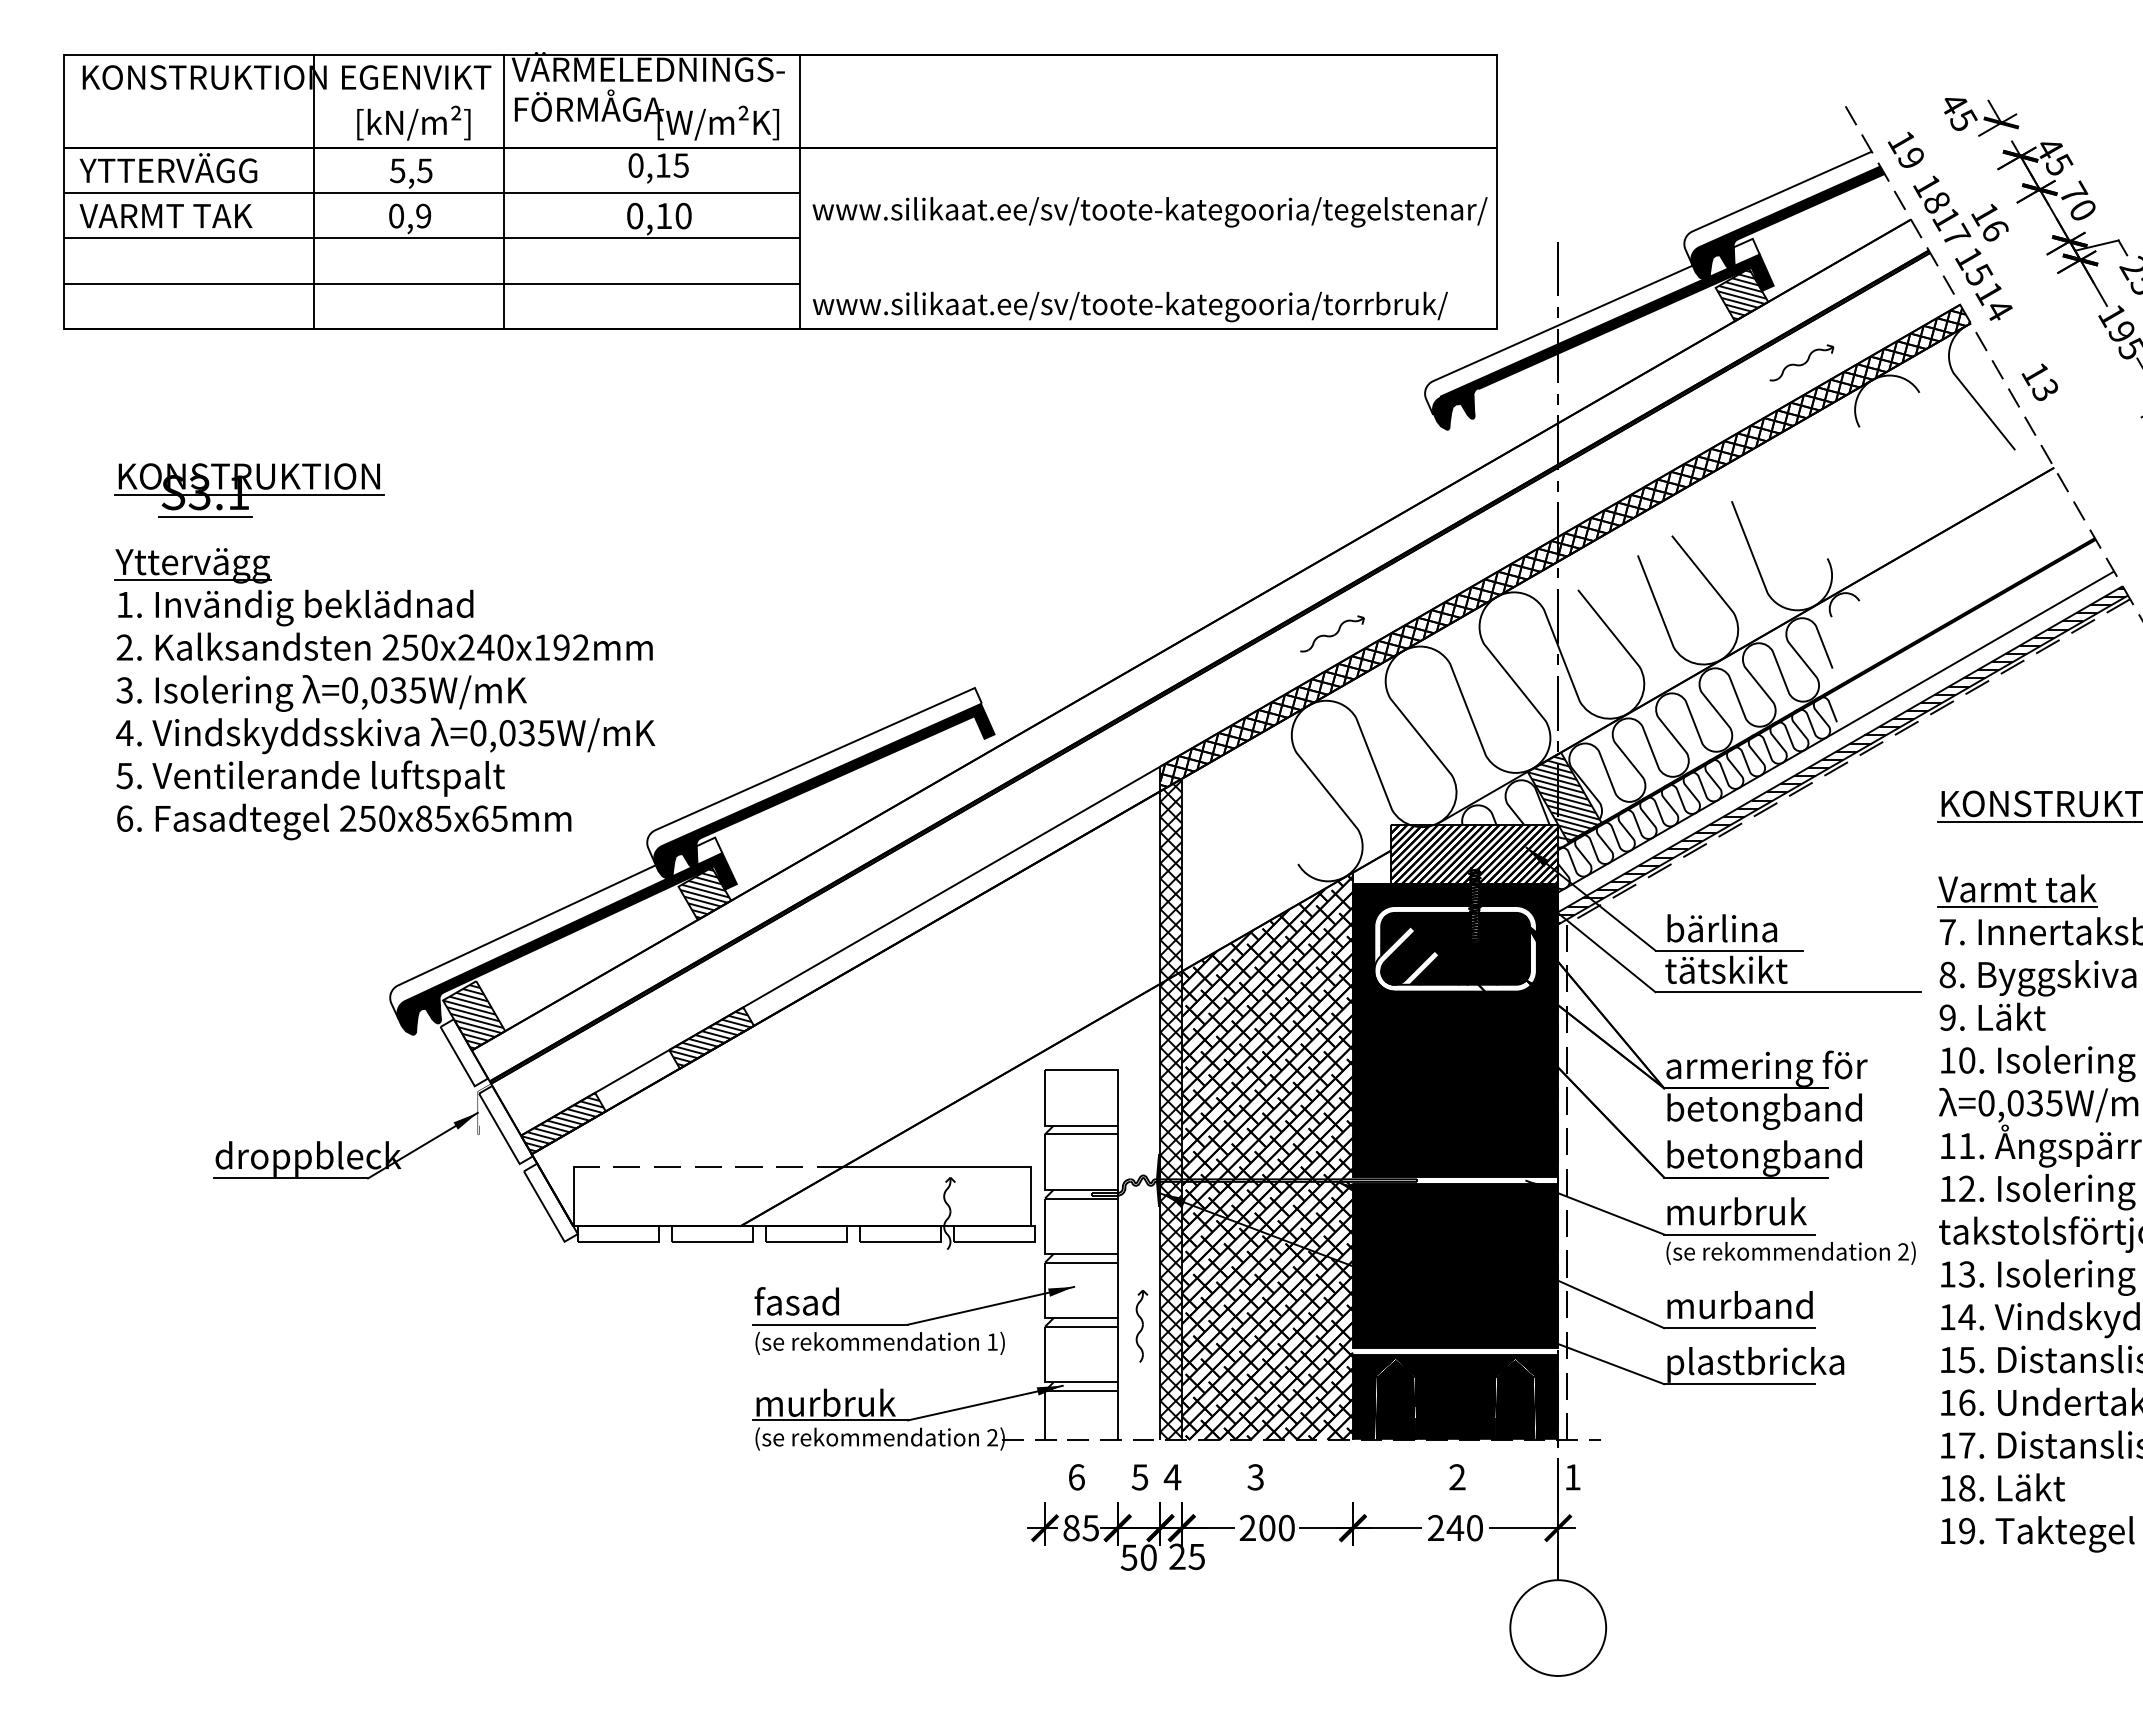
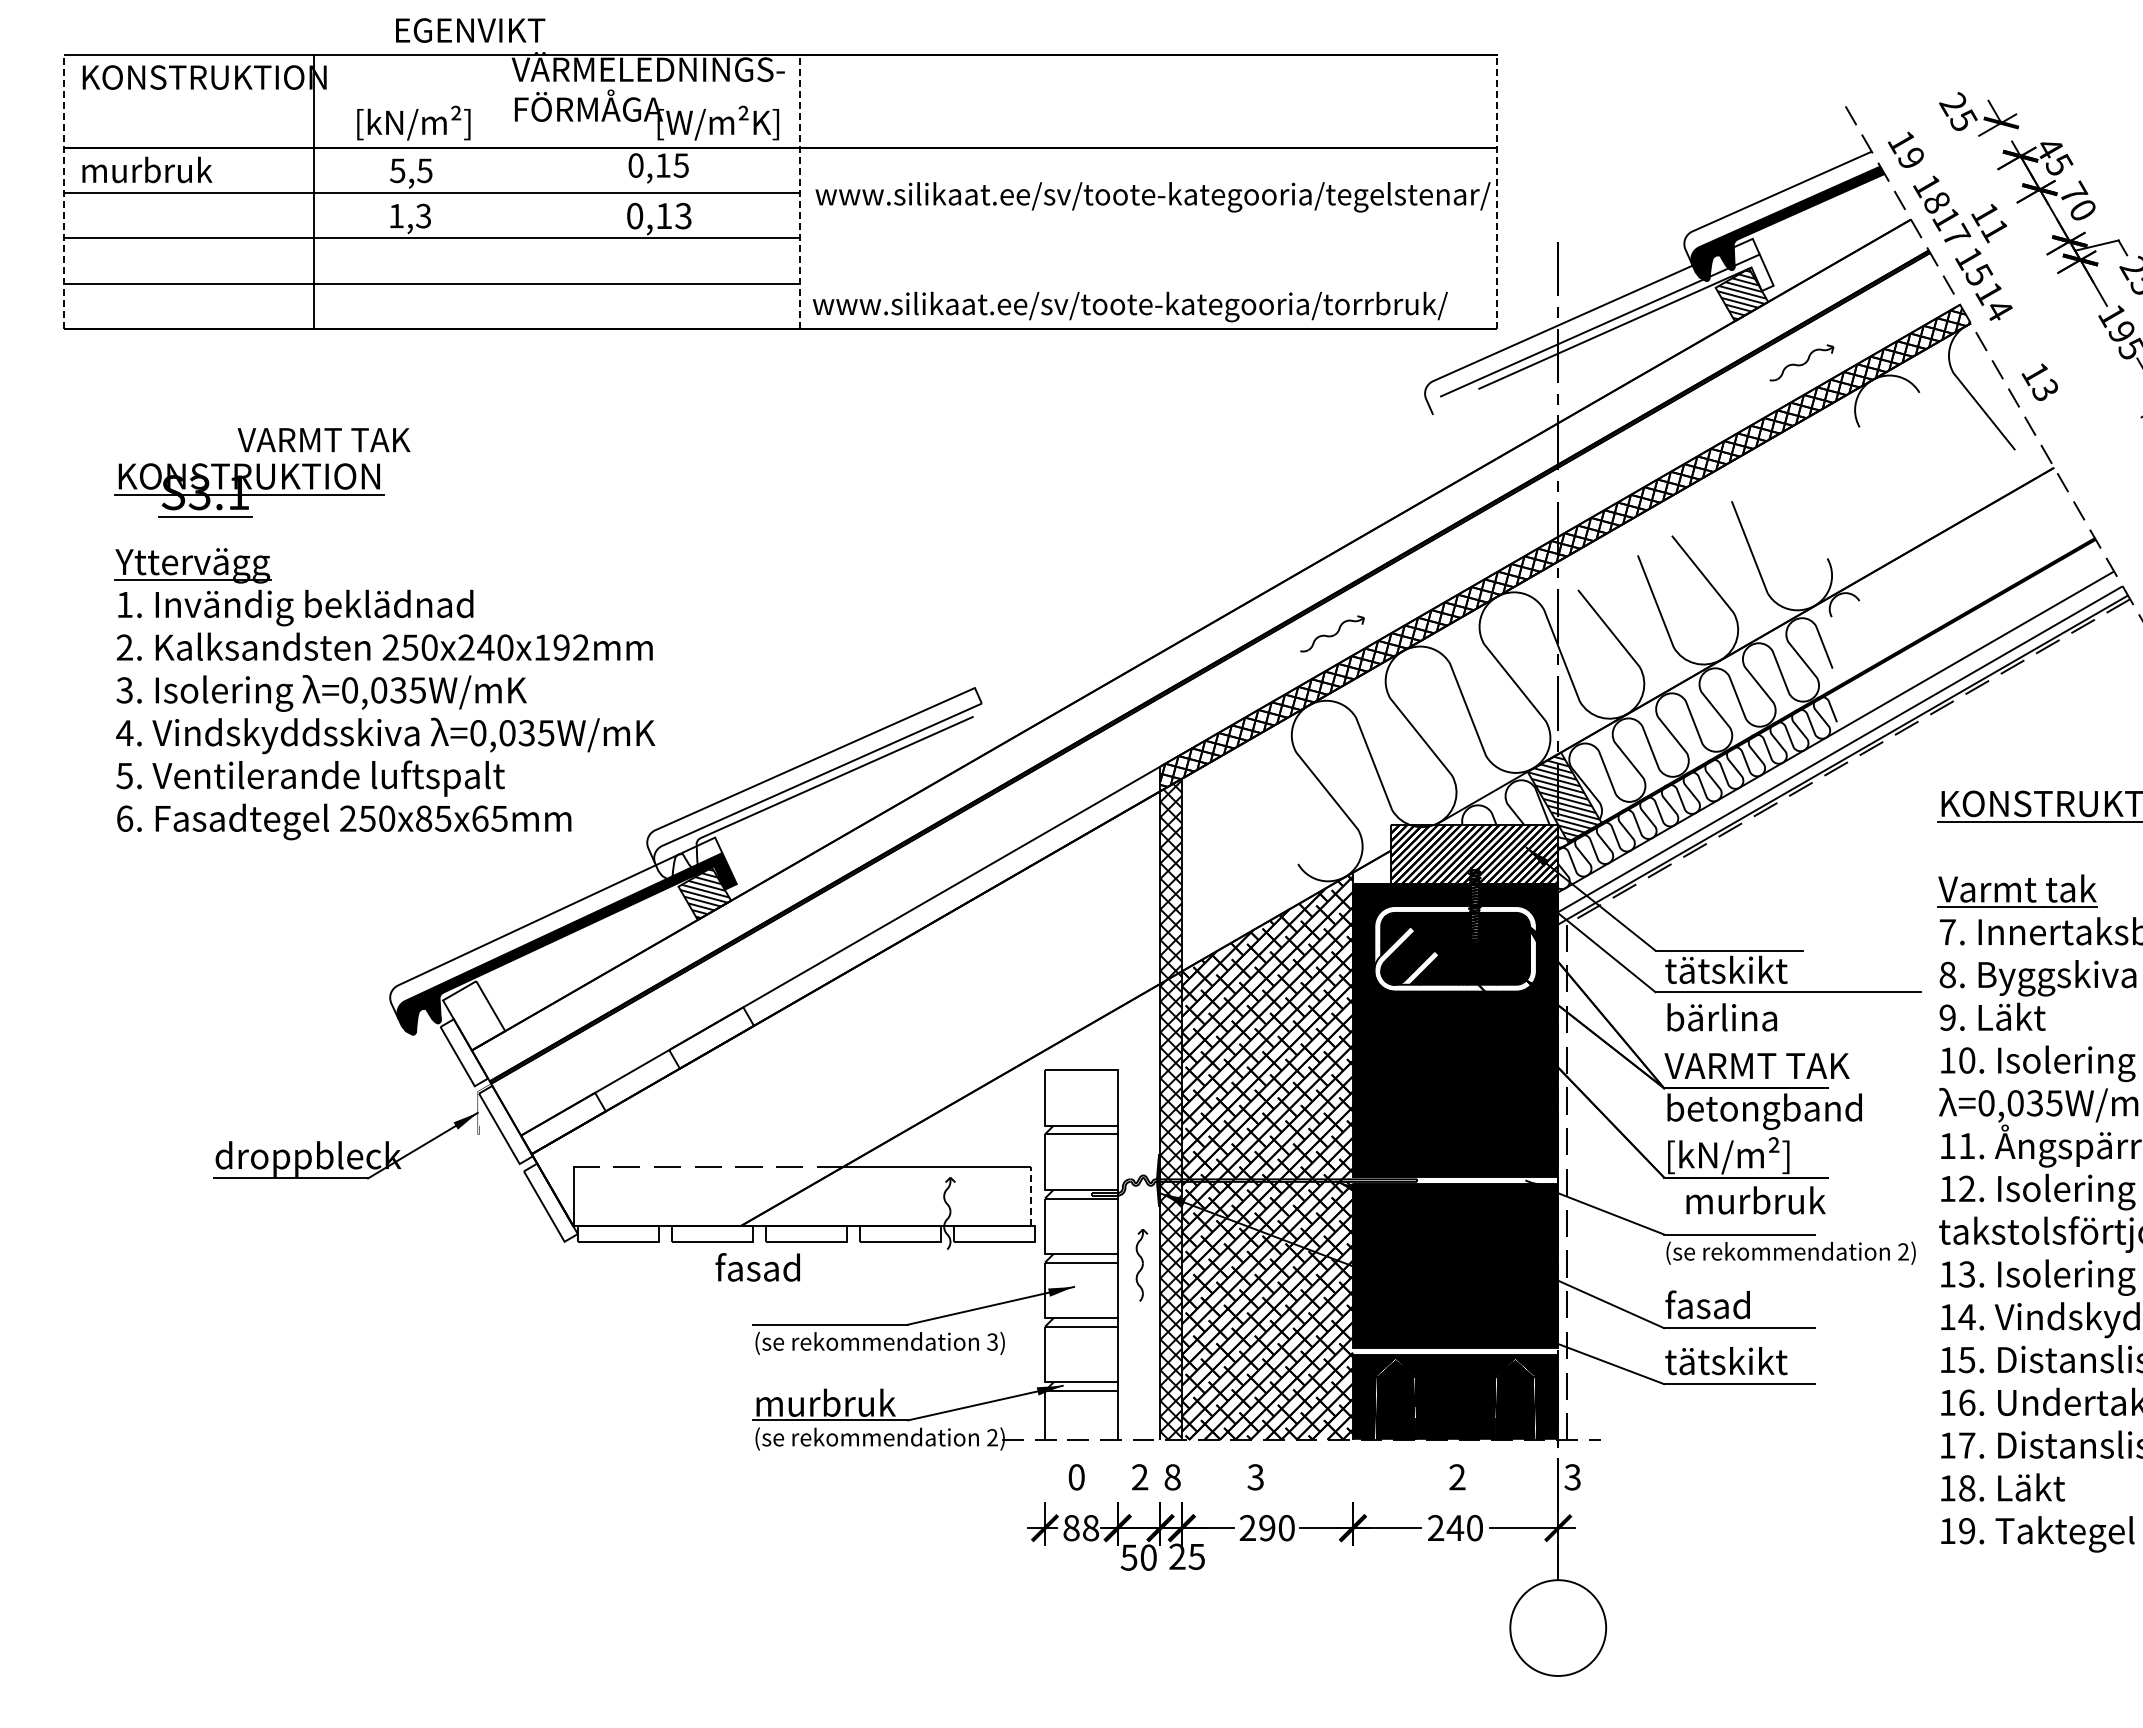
text position: (416, 77) -> (470, 30) (470, 30)
text: 45 -> 25 (1953, 104)
text: YTTERVÄGG -> murbruk (168, 168)
line: solid -> dashed (64, 191)
line: present -> none (504, 191)
line: solid -> dashed (800, 191)
line: solid -> dashed (1497, 191)
text position: (1149, 212) -> (1152, 197) (1152, 197)
text: 0,9 -> 1,3 (410, 215)
text position: (165, 216) -> (323, 440) (323, 440)
text: 0,10 -> 0,13 (683, 216)
text: 16 -> 11 (1994, 231)
fill: present -> none (1602, 342)
hatch: present -> none (1841, 755)
fill: present -> none (824, 791)
text position: (1722, 928) -> (1722, 1017) (1722, 1017)
hatch: present -> none (473, 1014)
hatch: present -> none (710, 1036)
text: armering för -> VARMT TAK (1765, 1068)
hatch: present -> none (562, 1122)
text: betongband -> [kN/m²] (1764, 1156)
line: solid -> dashed (1031, 1196)
text position: (1736, 1211) -> (1755, 1200) (1755, 1200)
text position: (796, 1301) -> (757, 1267) (757, 1267)
text: murband -> fasad (1738, 1304)
part position: (1141, 1326) -> (1141, 1265) (1141, 1265)
text: 1) -> 3) (992, 1341)
text: plastbricka -> tätskikt (1754, 1364)
text: 6 -> 0 (1076, 1477)
text: 5 -> 2 (1139, 1477)
text: 4 -> 8 (1172, 1477)
text: 1 -> 3 (1572, 1477)
text: 85 -> 88 (1090, 1528)
text: 200 -> 290 (1267, 1528)
